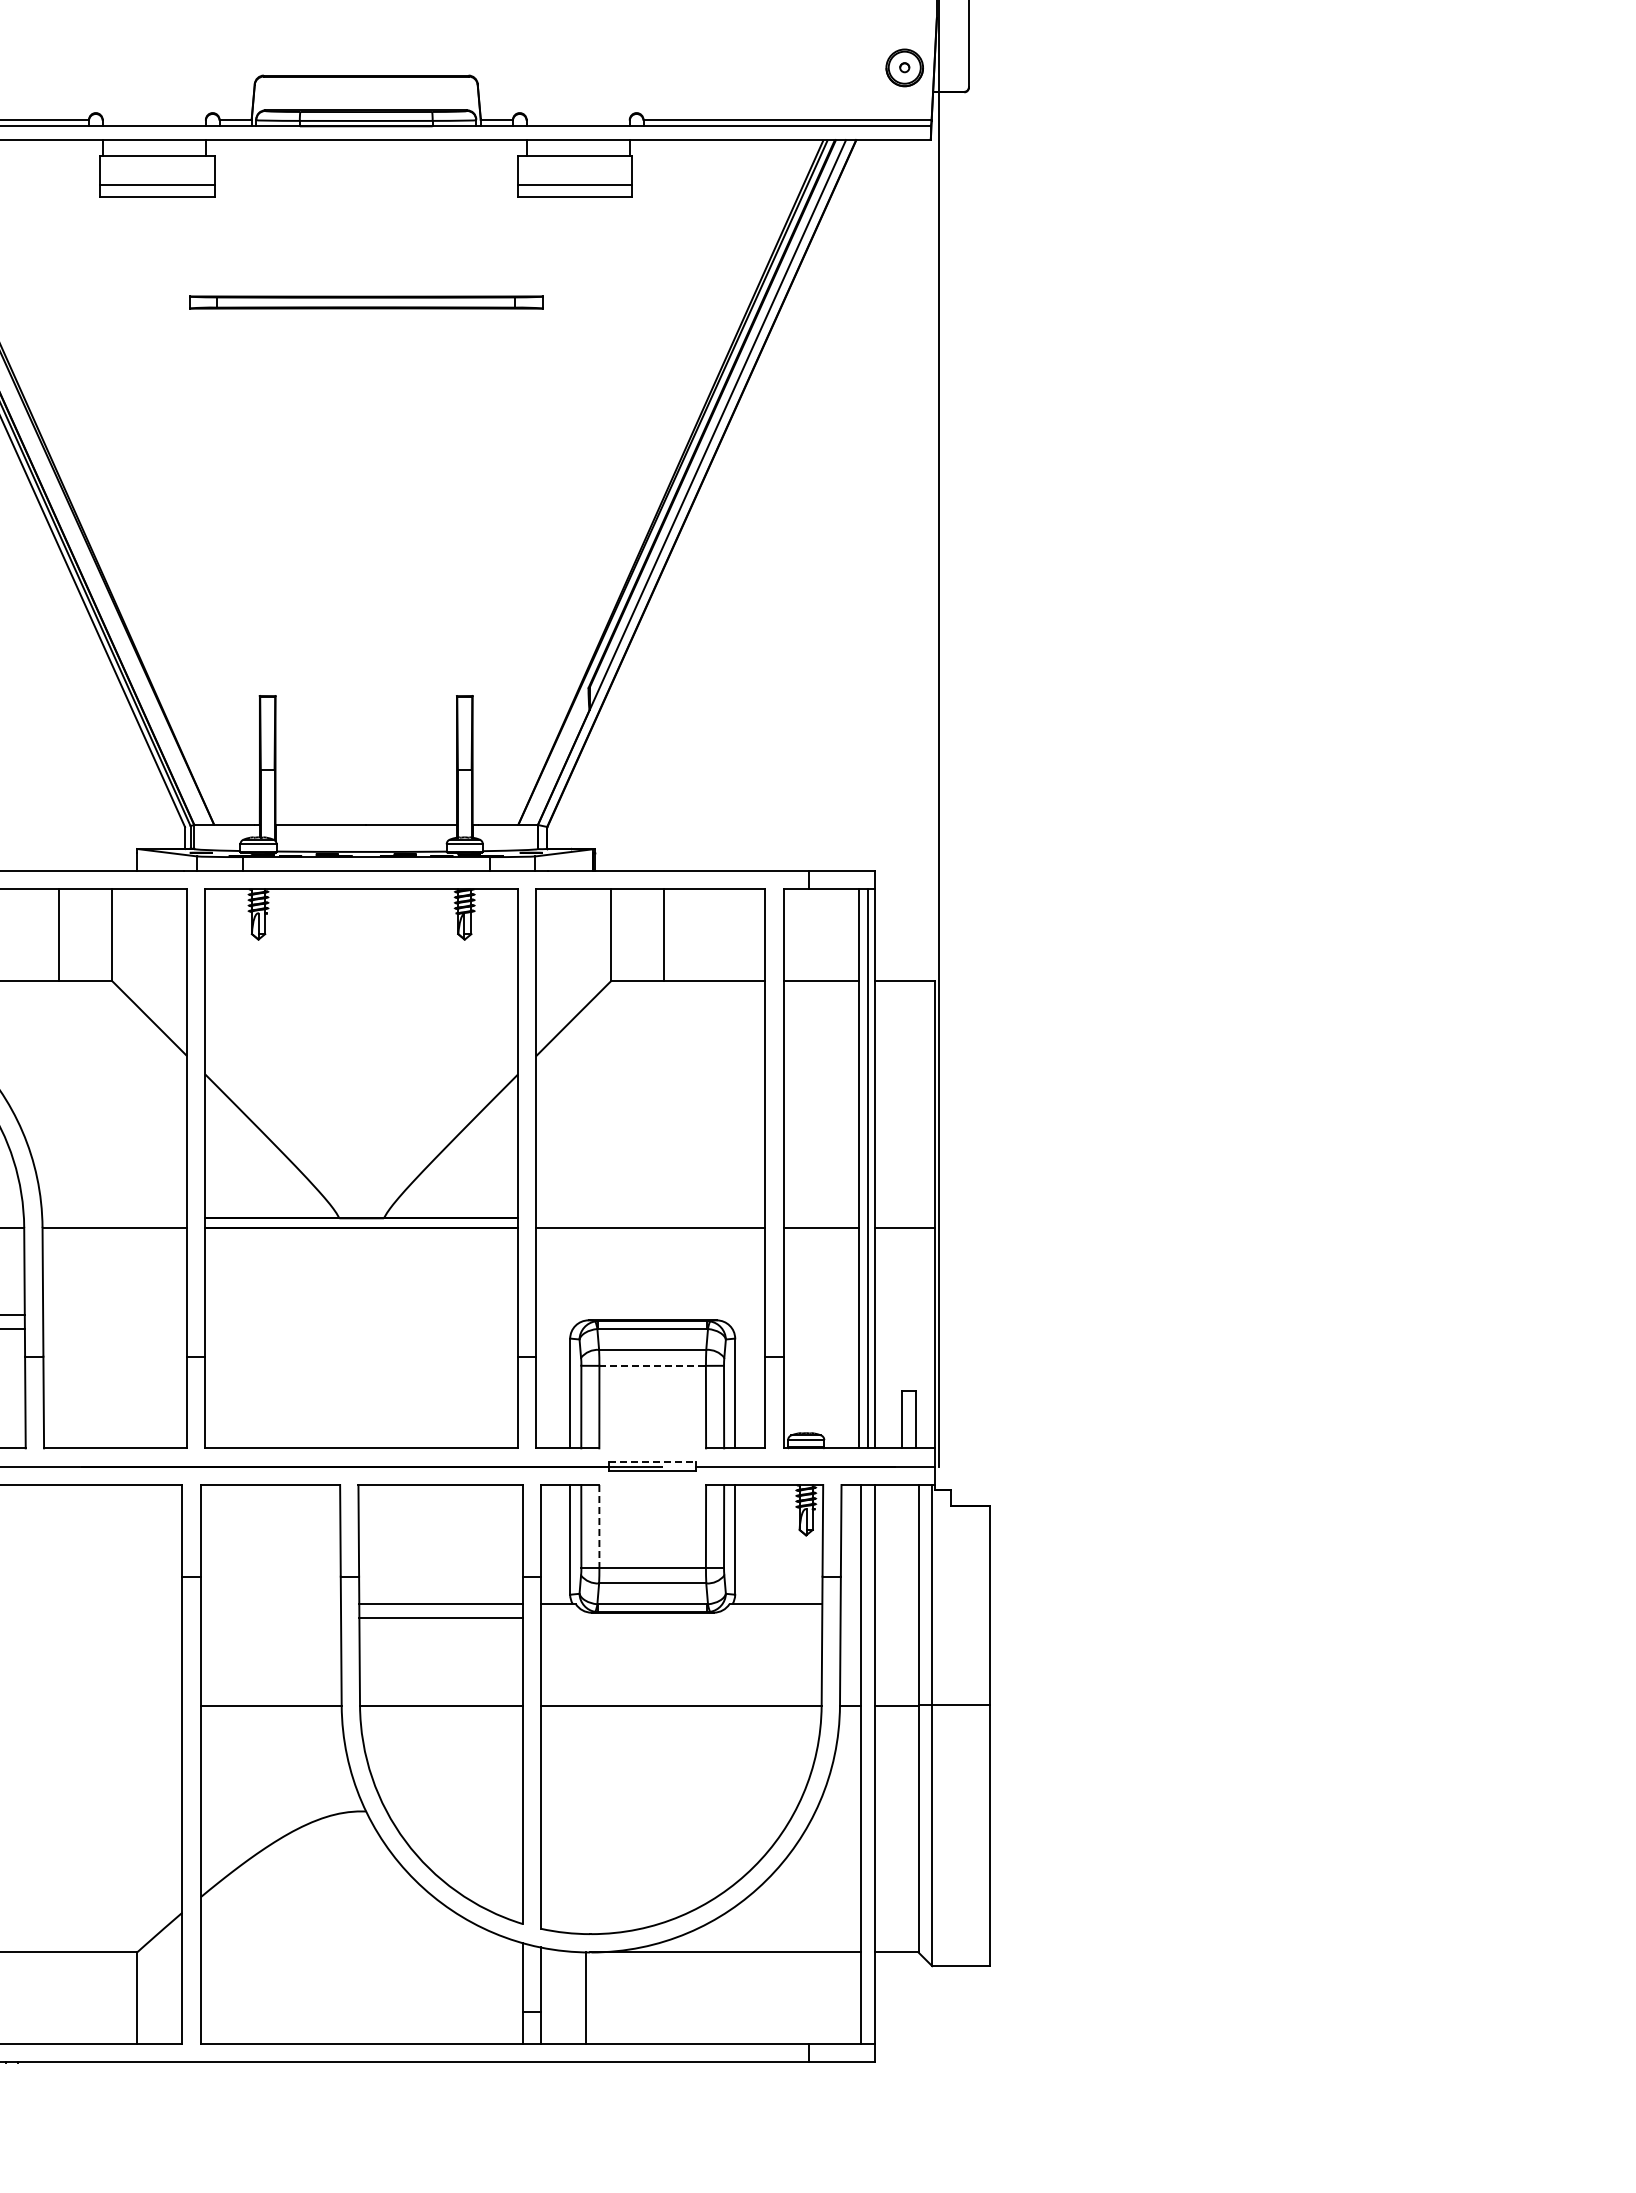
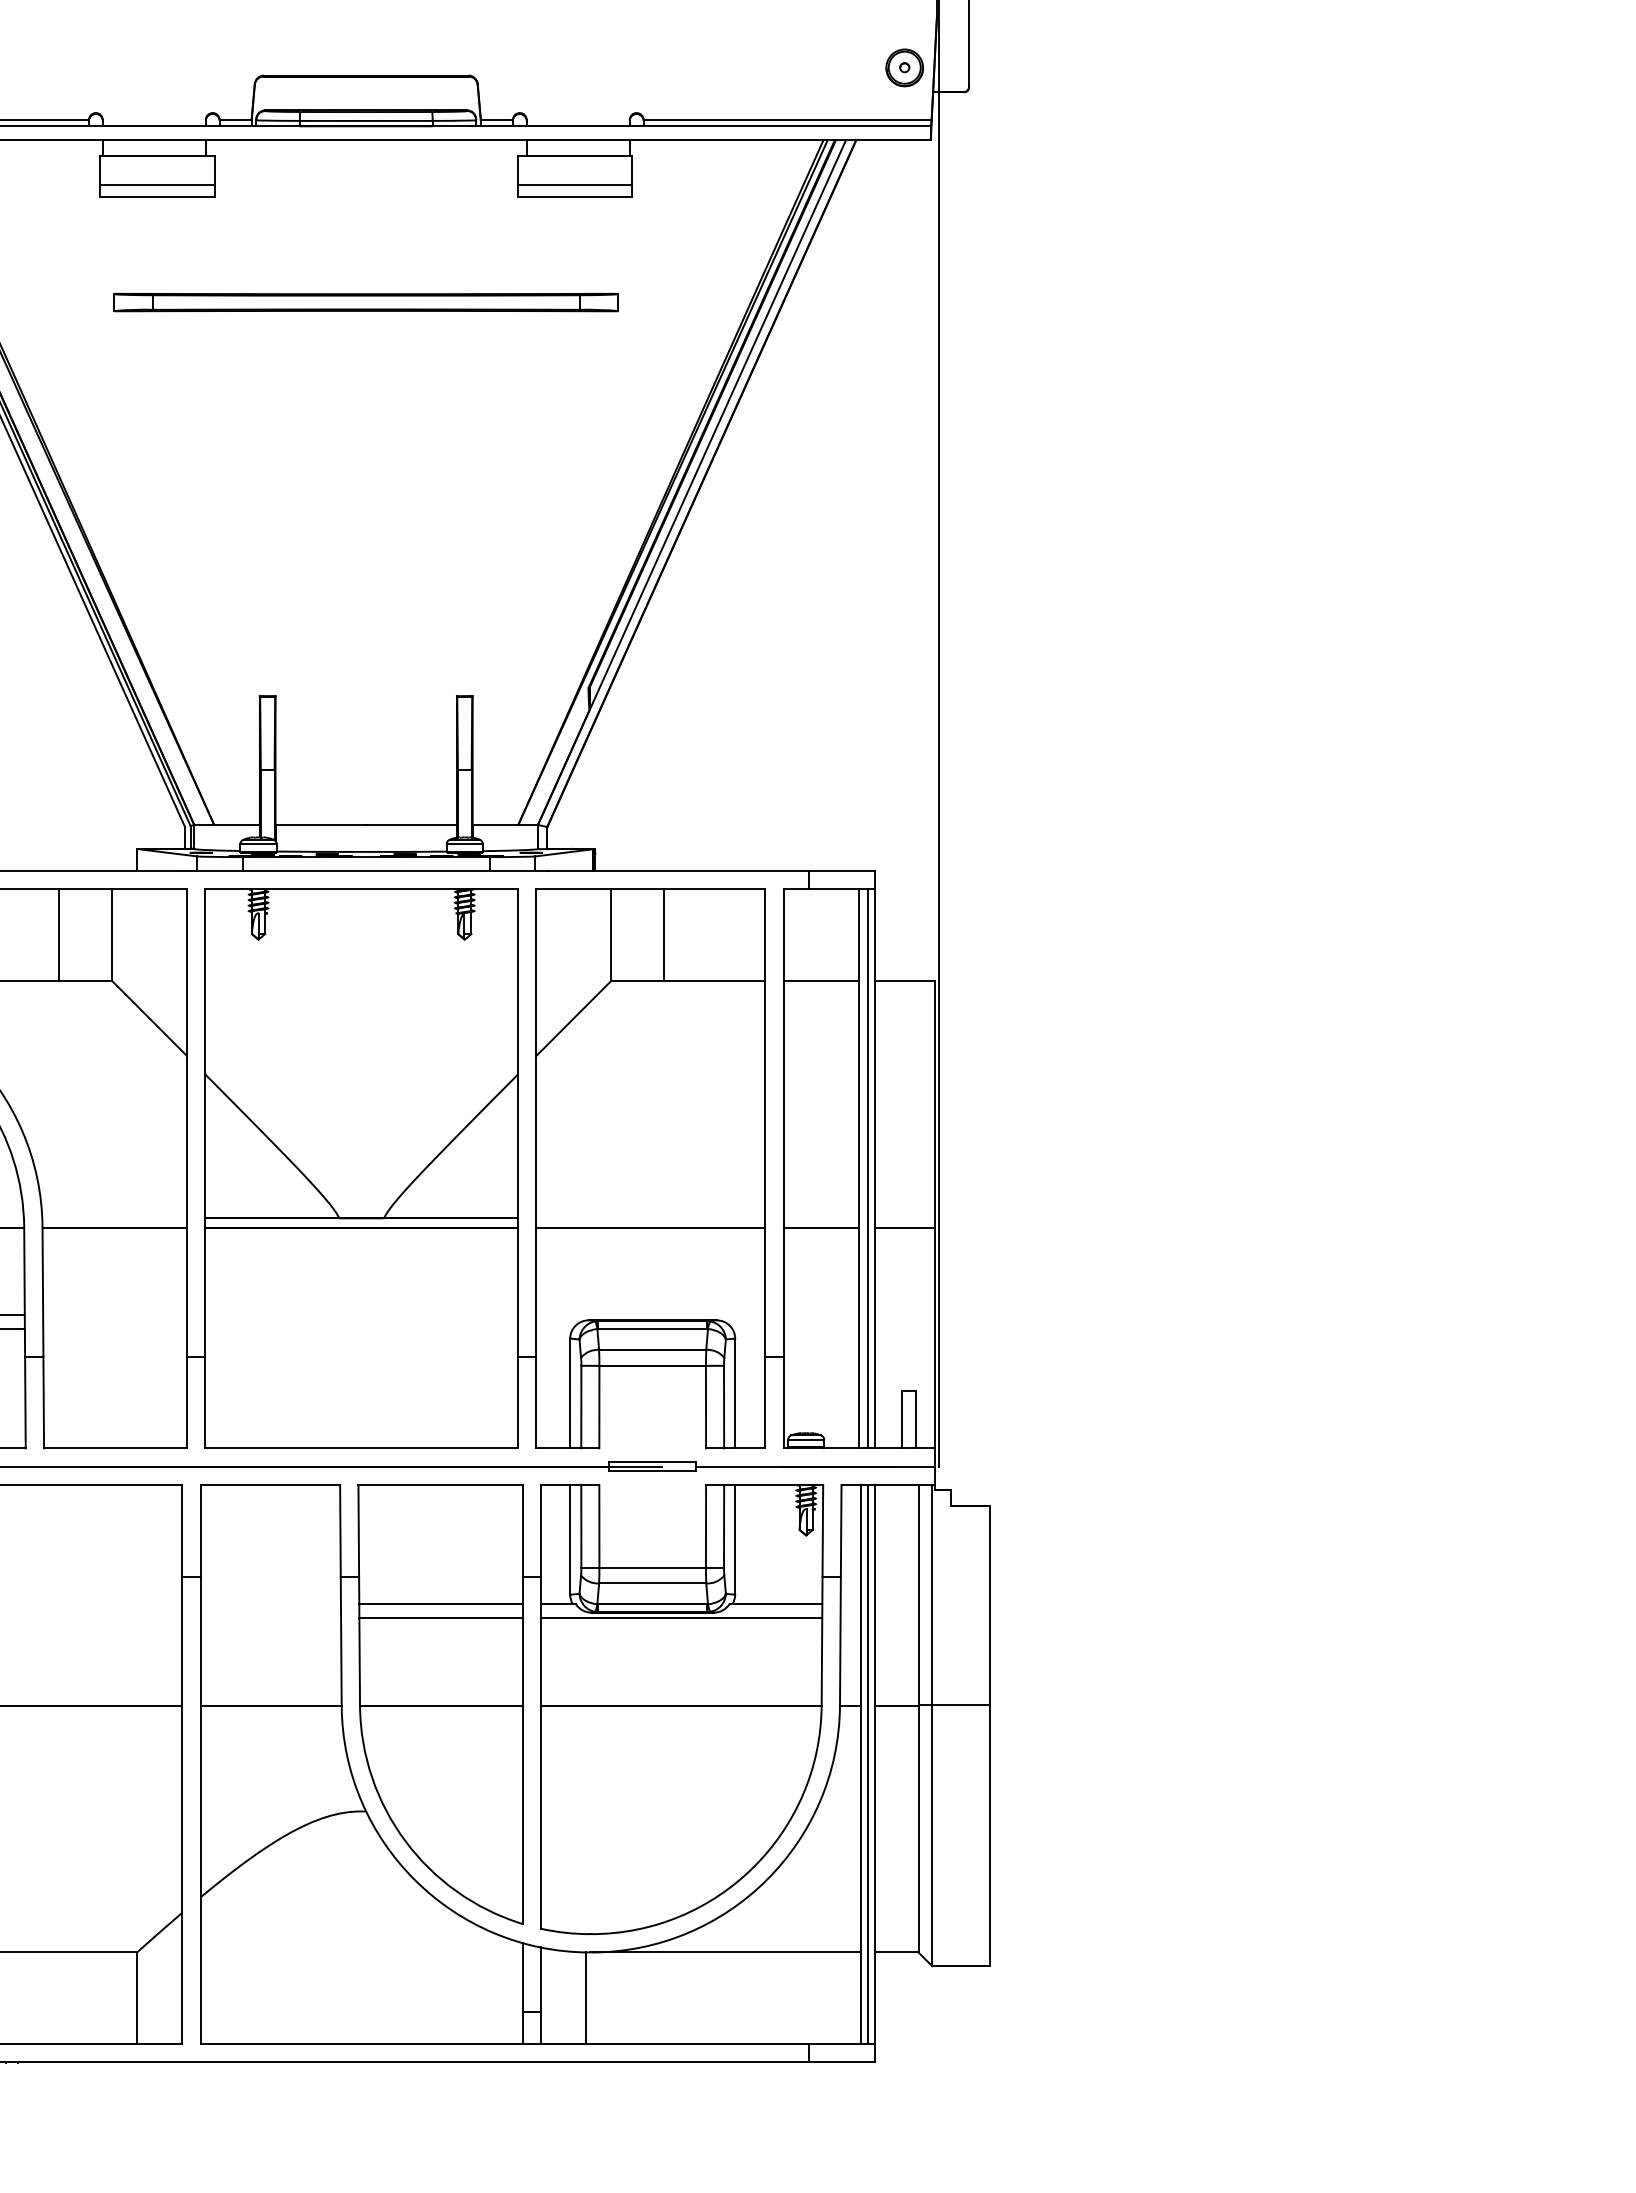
part size: 355x15 px -> 506x21 px (365, 302)
line: dashed -> solid (653, 1365)
line: dashed -> solid (652, 1462)
line: dashed -> solid (599, 1526)
line: none -> present (681, 1618)
line: none -> present (92, 1705)
line: none -> present (868, 1764)
